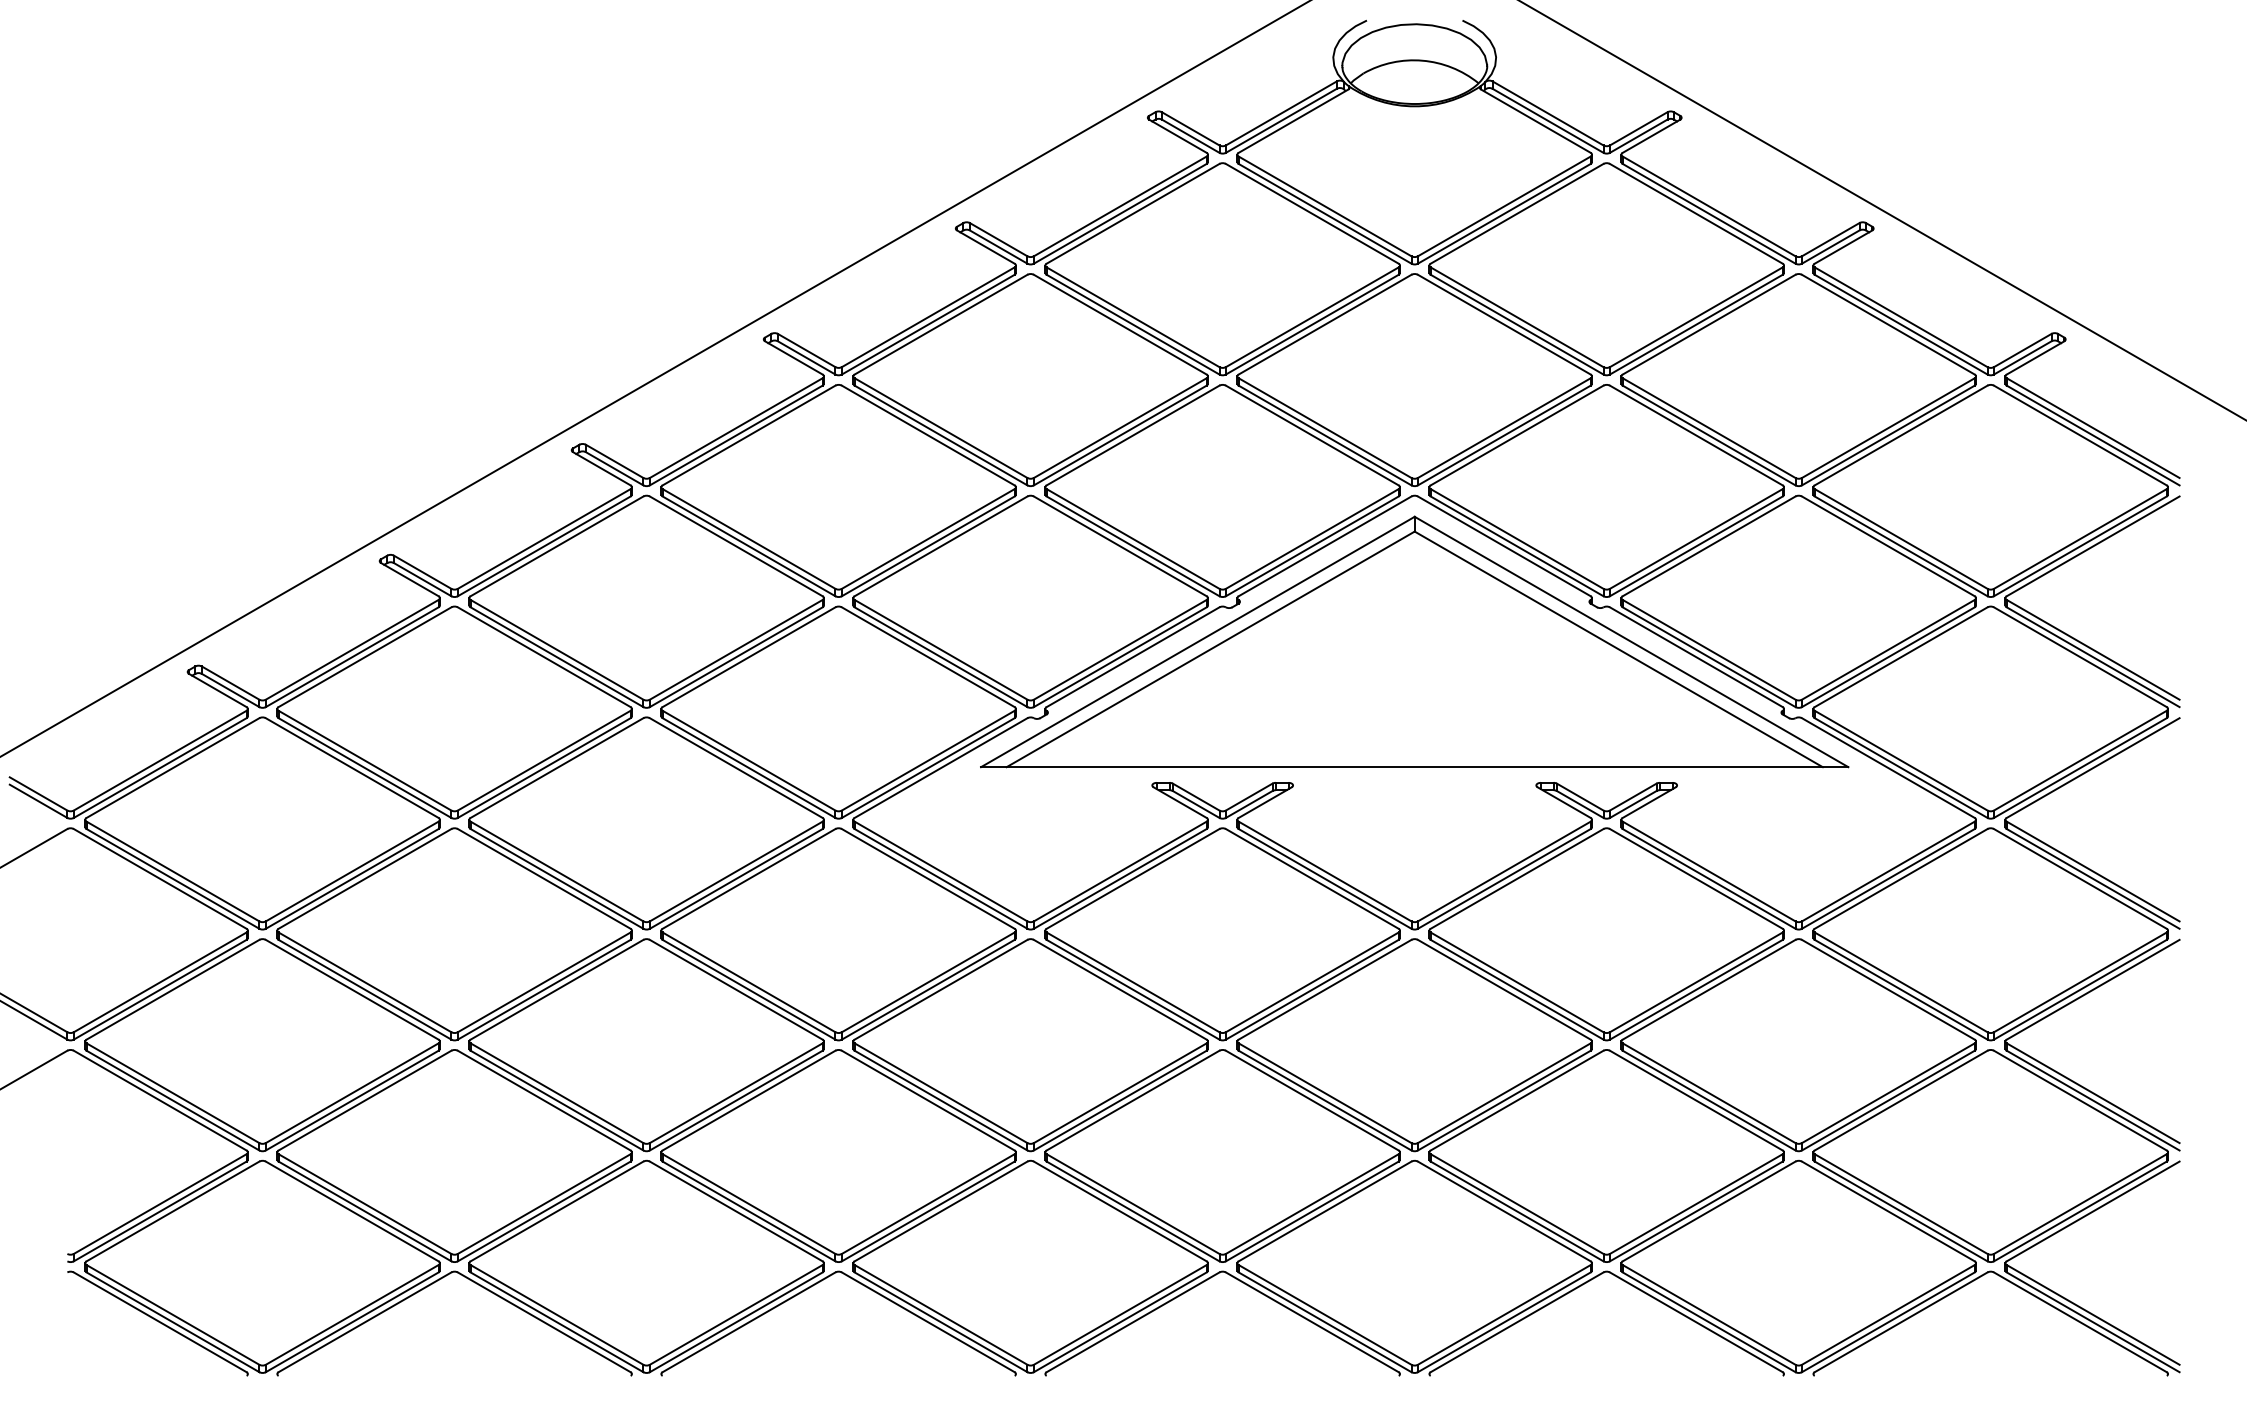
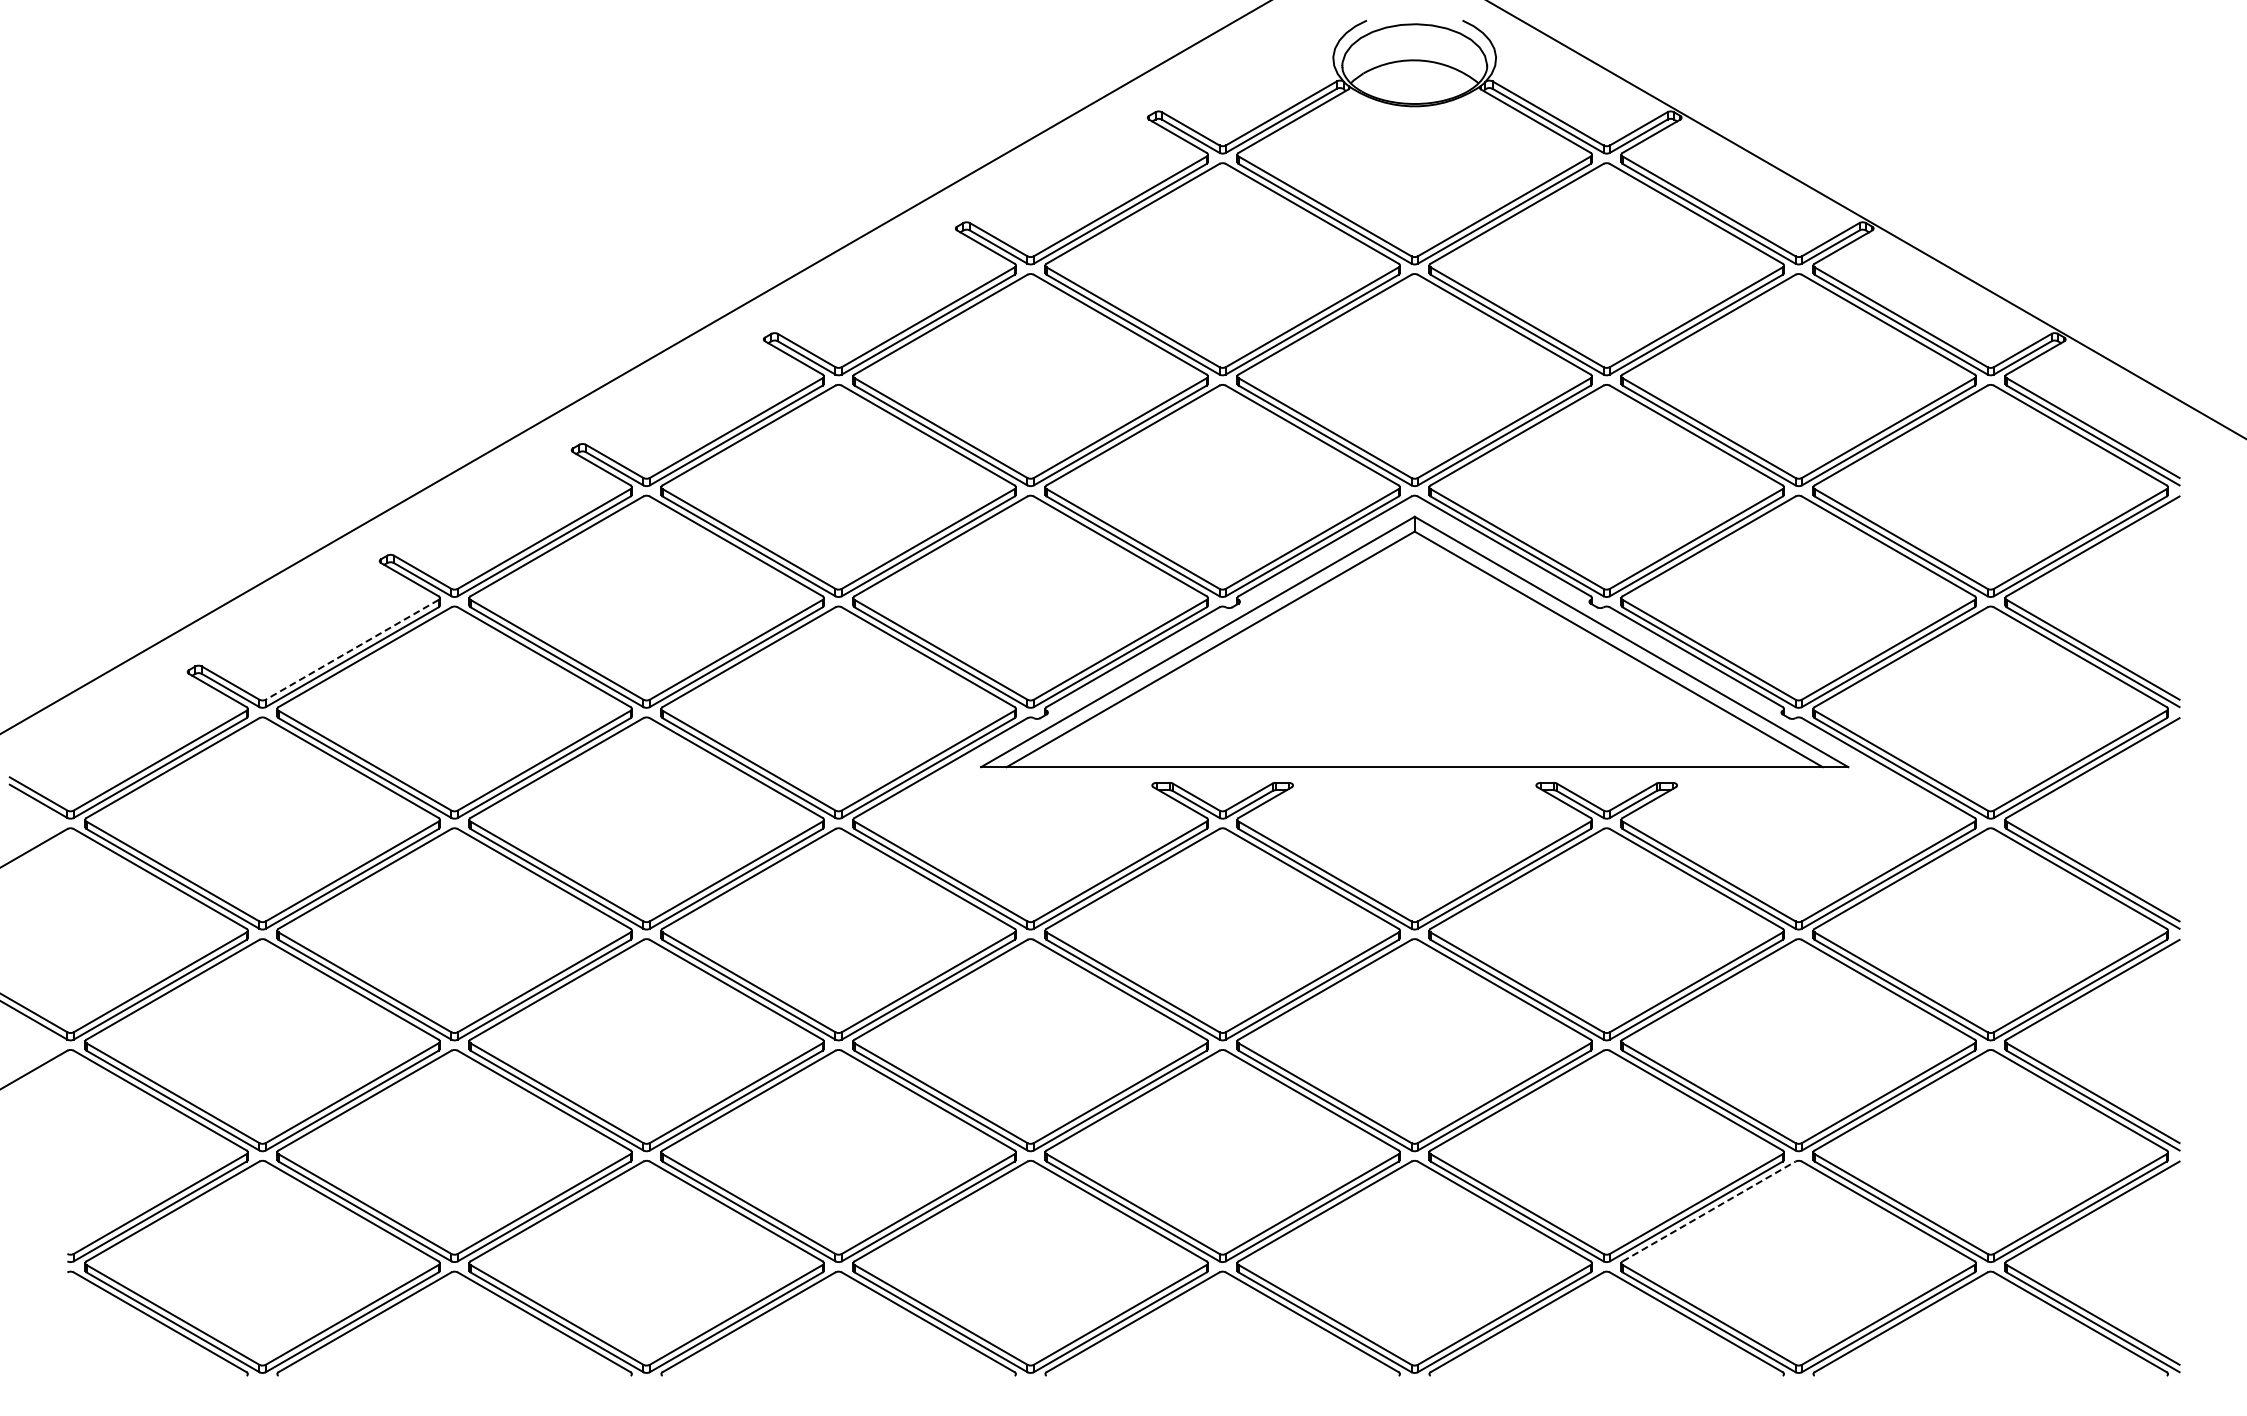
line position: (1882, 210) -> (1866, 219) (1866, 219)
line position: (654, 378) -> (635, 367) (635, 367)
line: solid -> dashed (352, 649)
line: solid -> dashed (1709, 1211)
